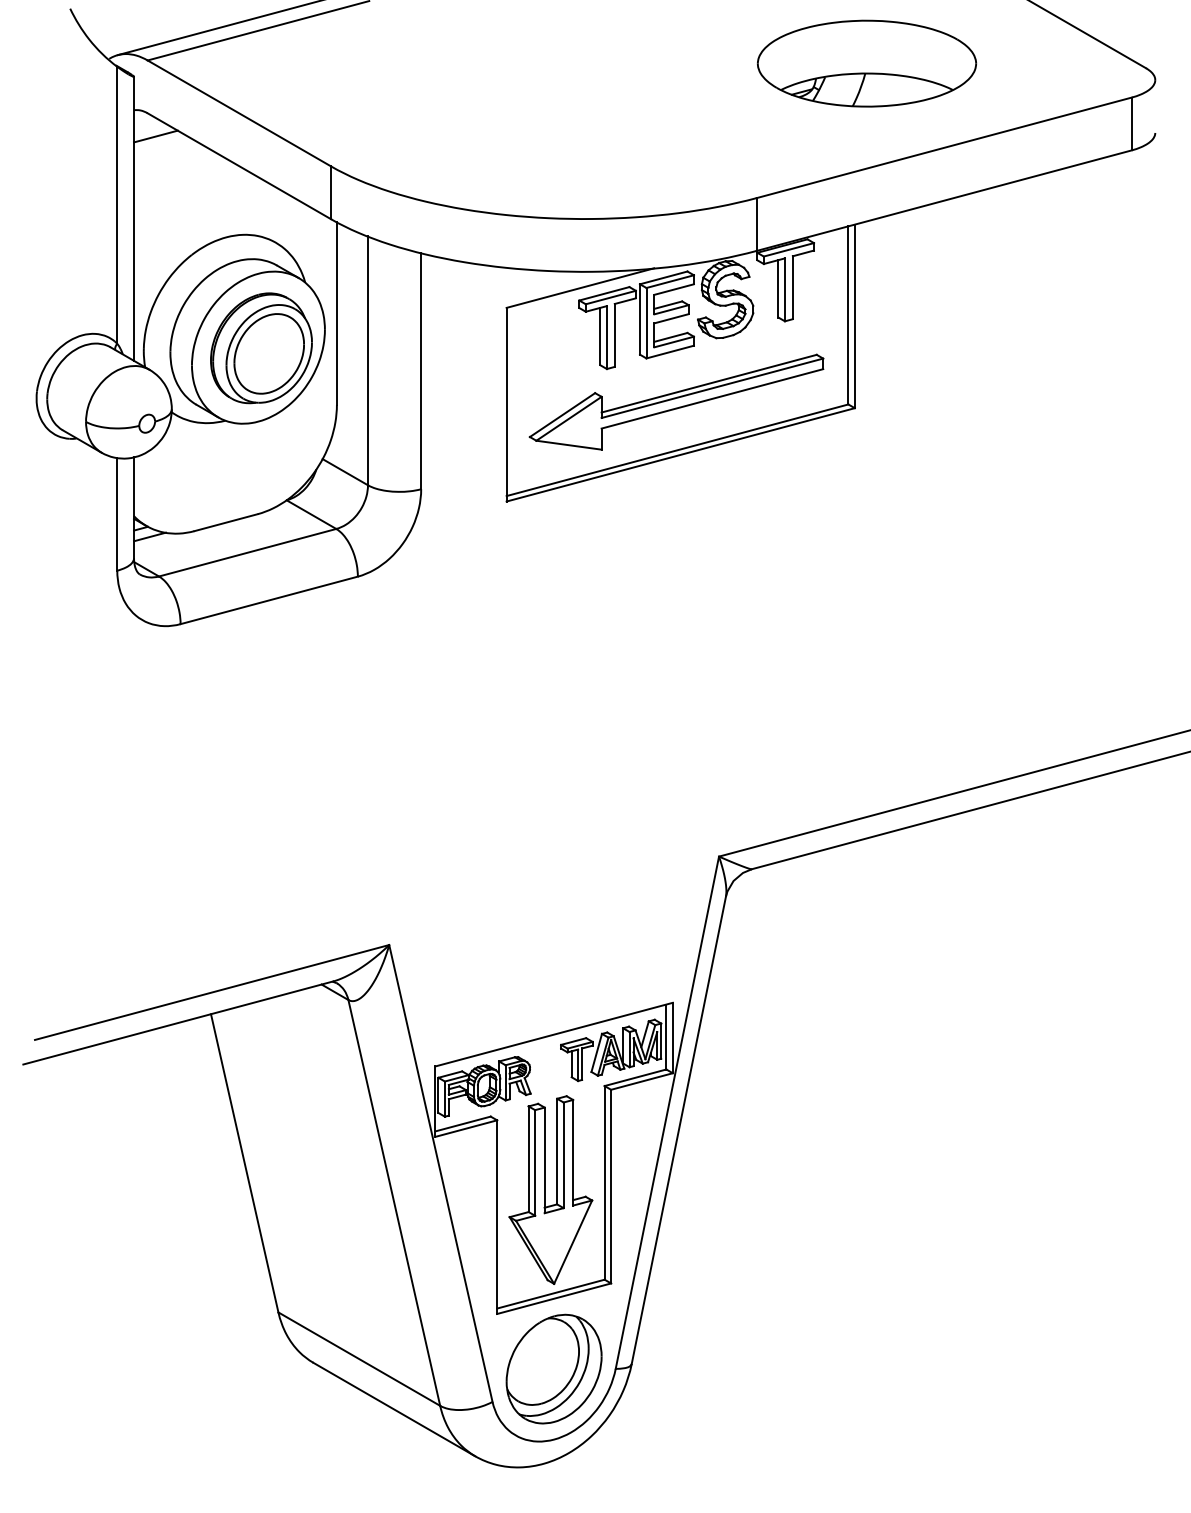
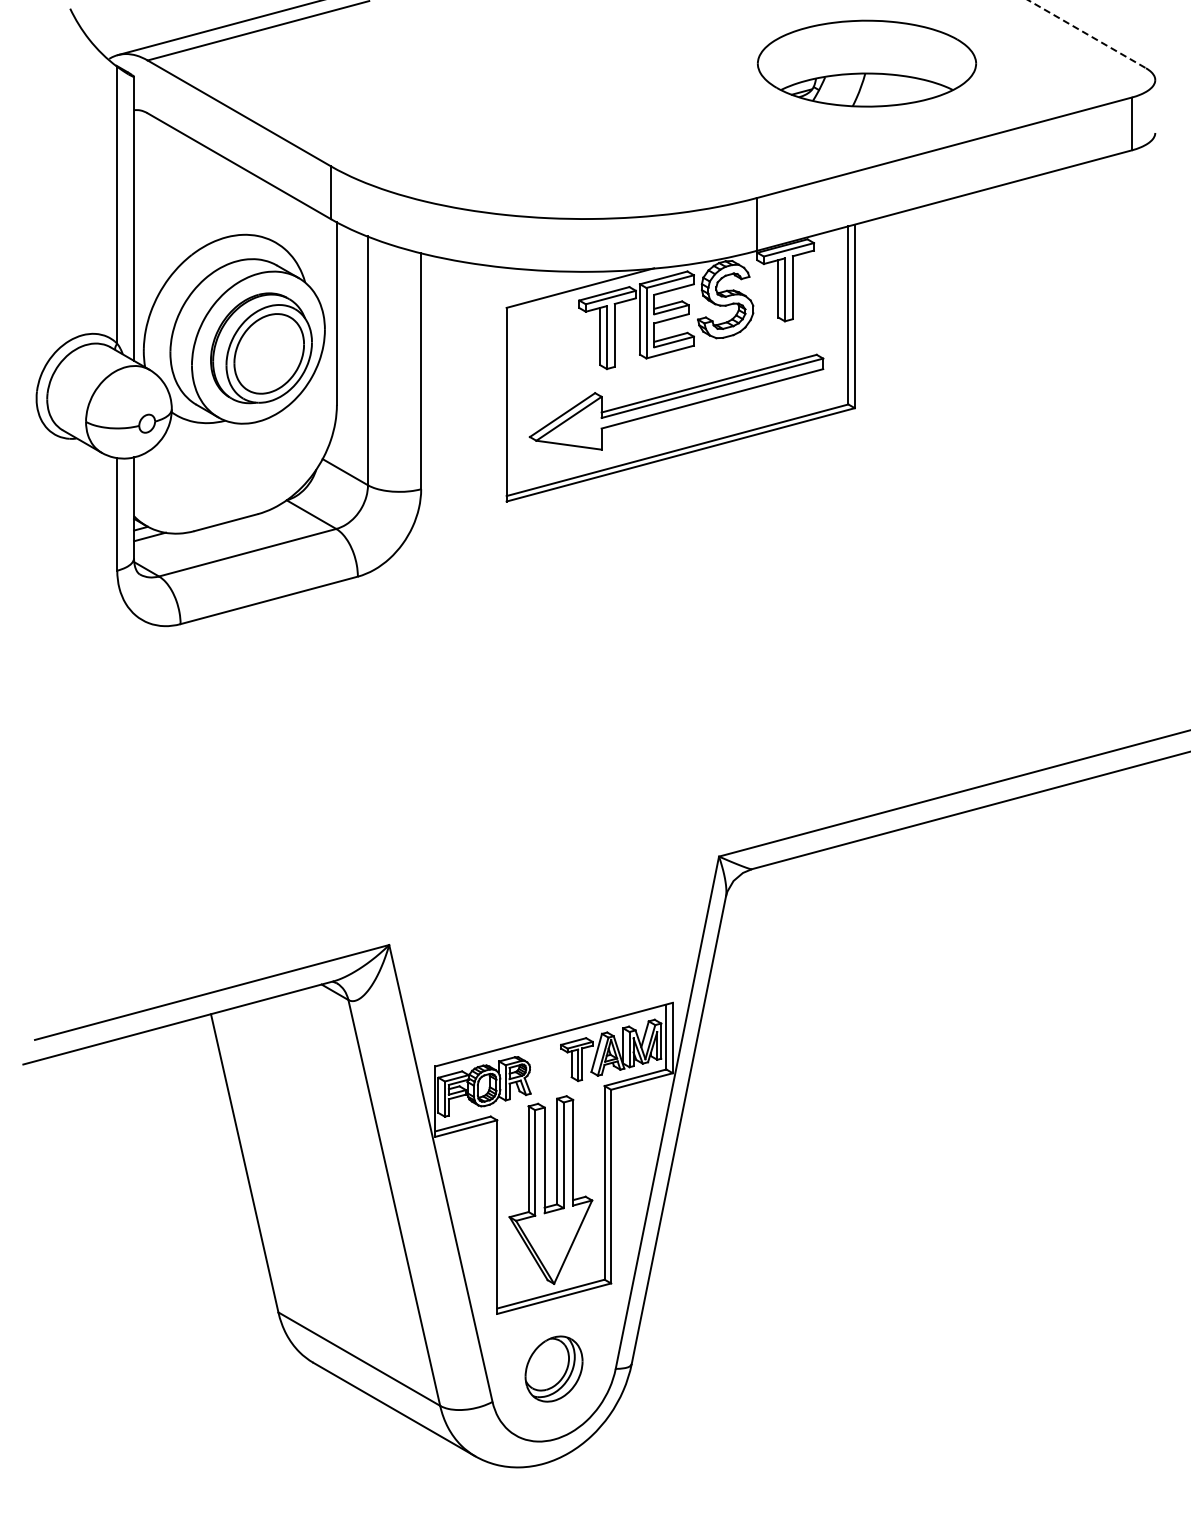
line: solid -> dashed (1087, 34)
line: present -> none (155, 136)
part size: 98x112 px -> 60x68 px (553, 1368)
